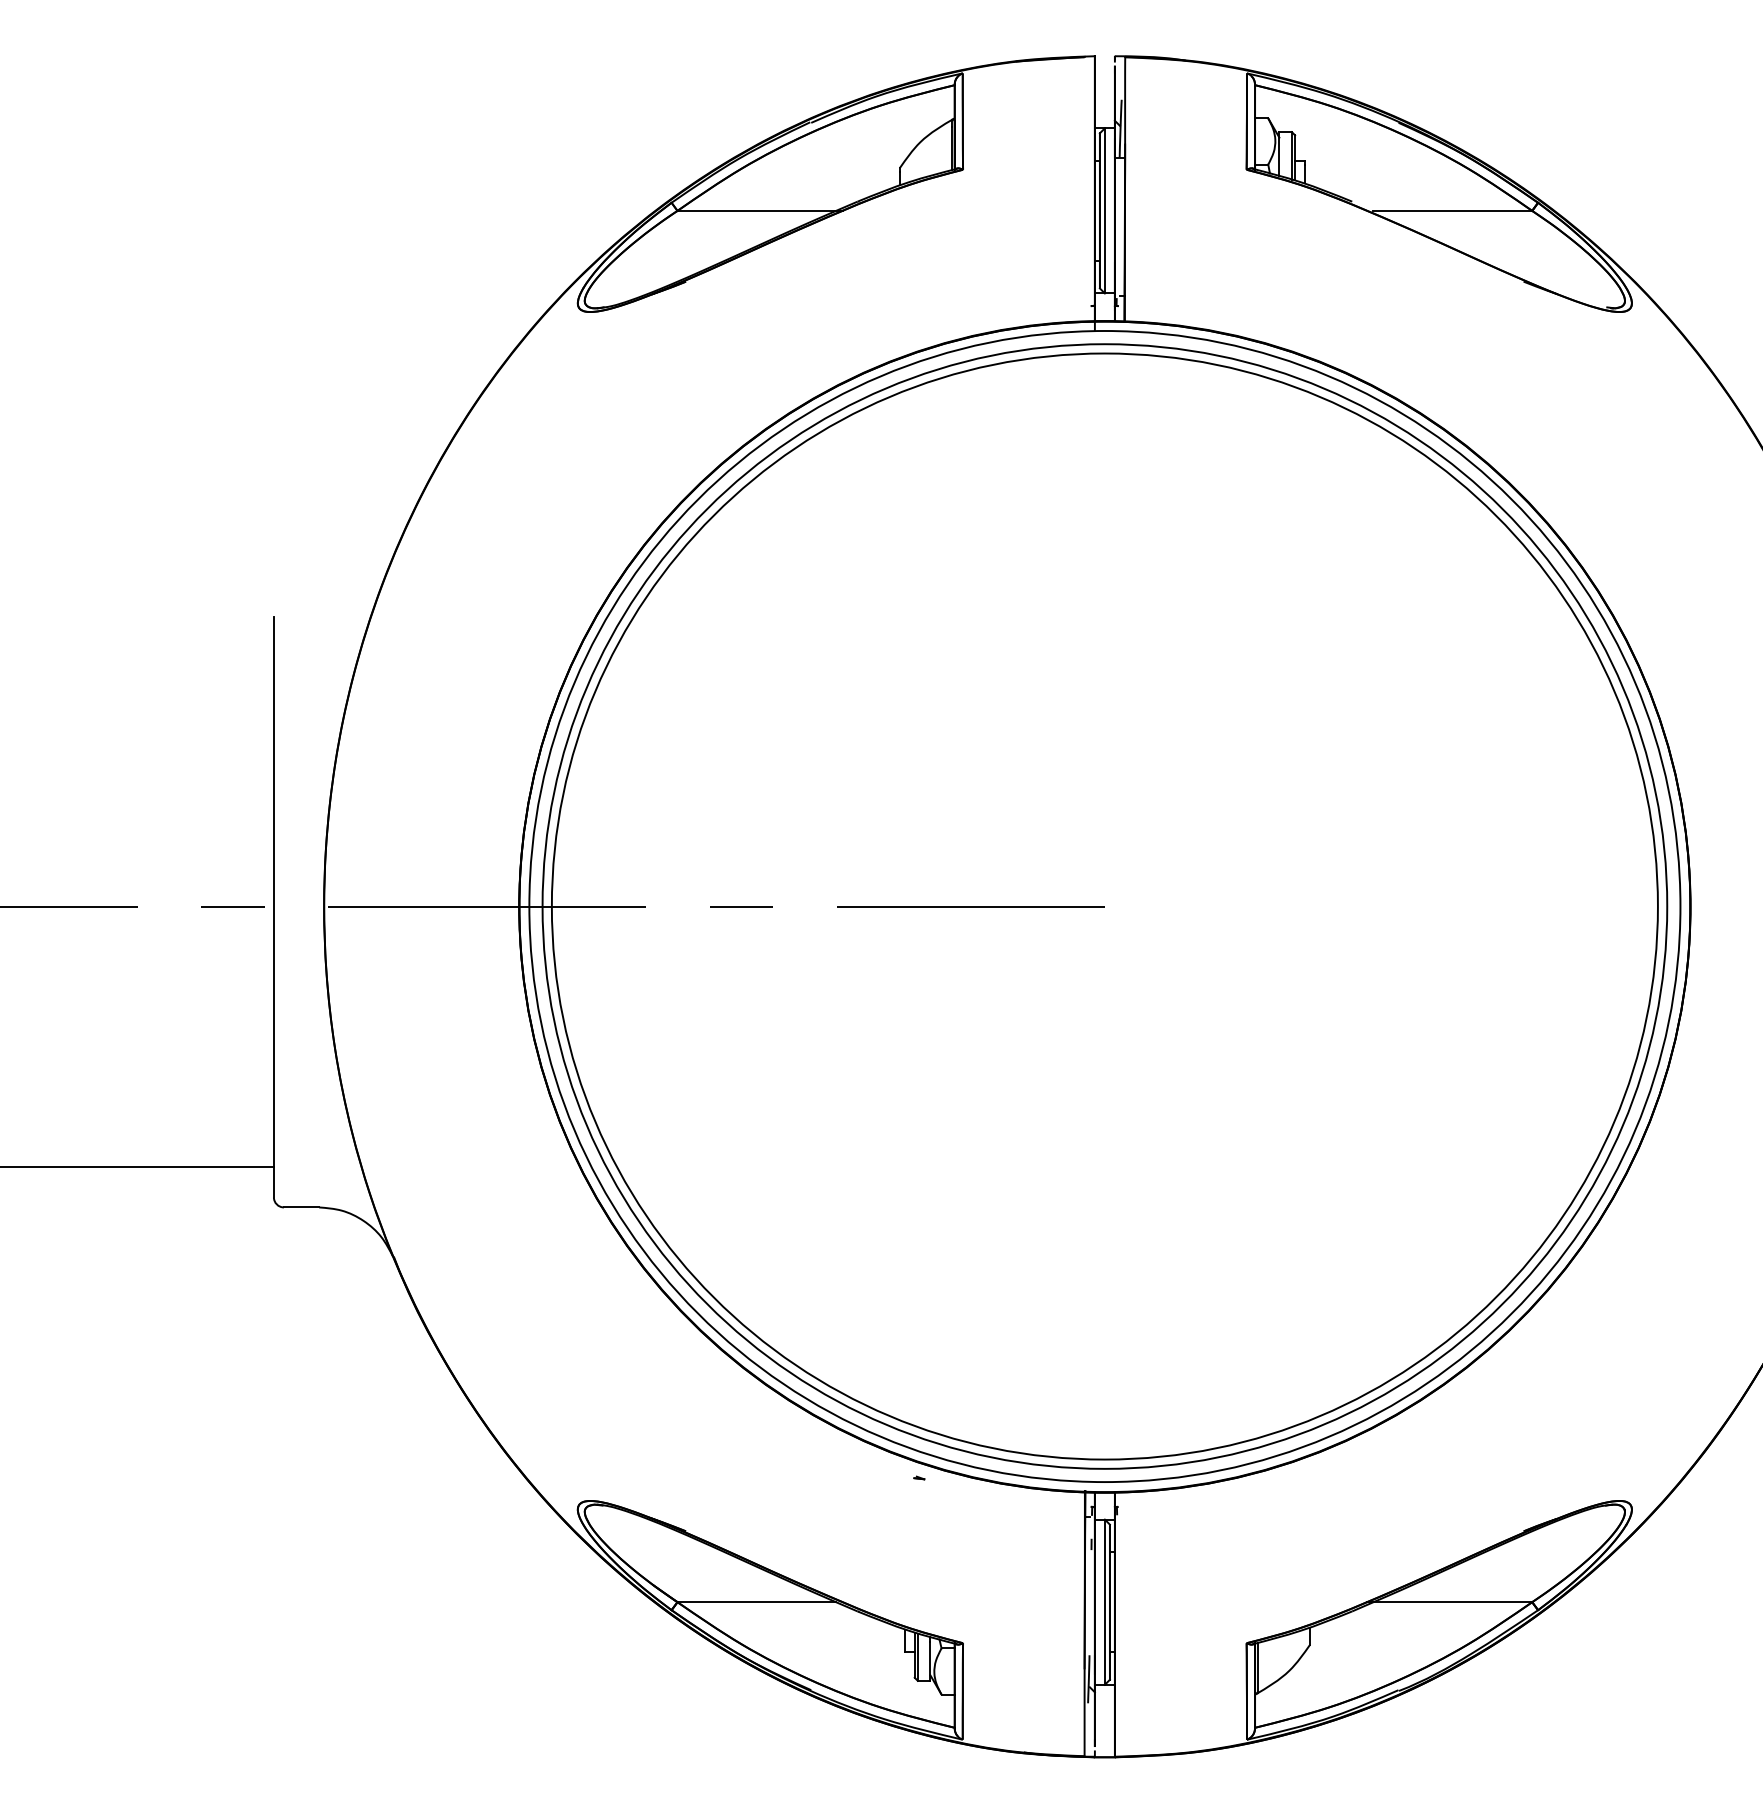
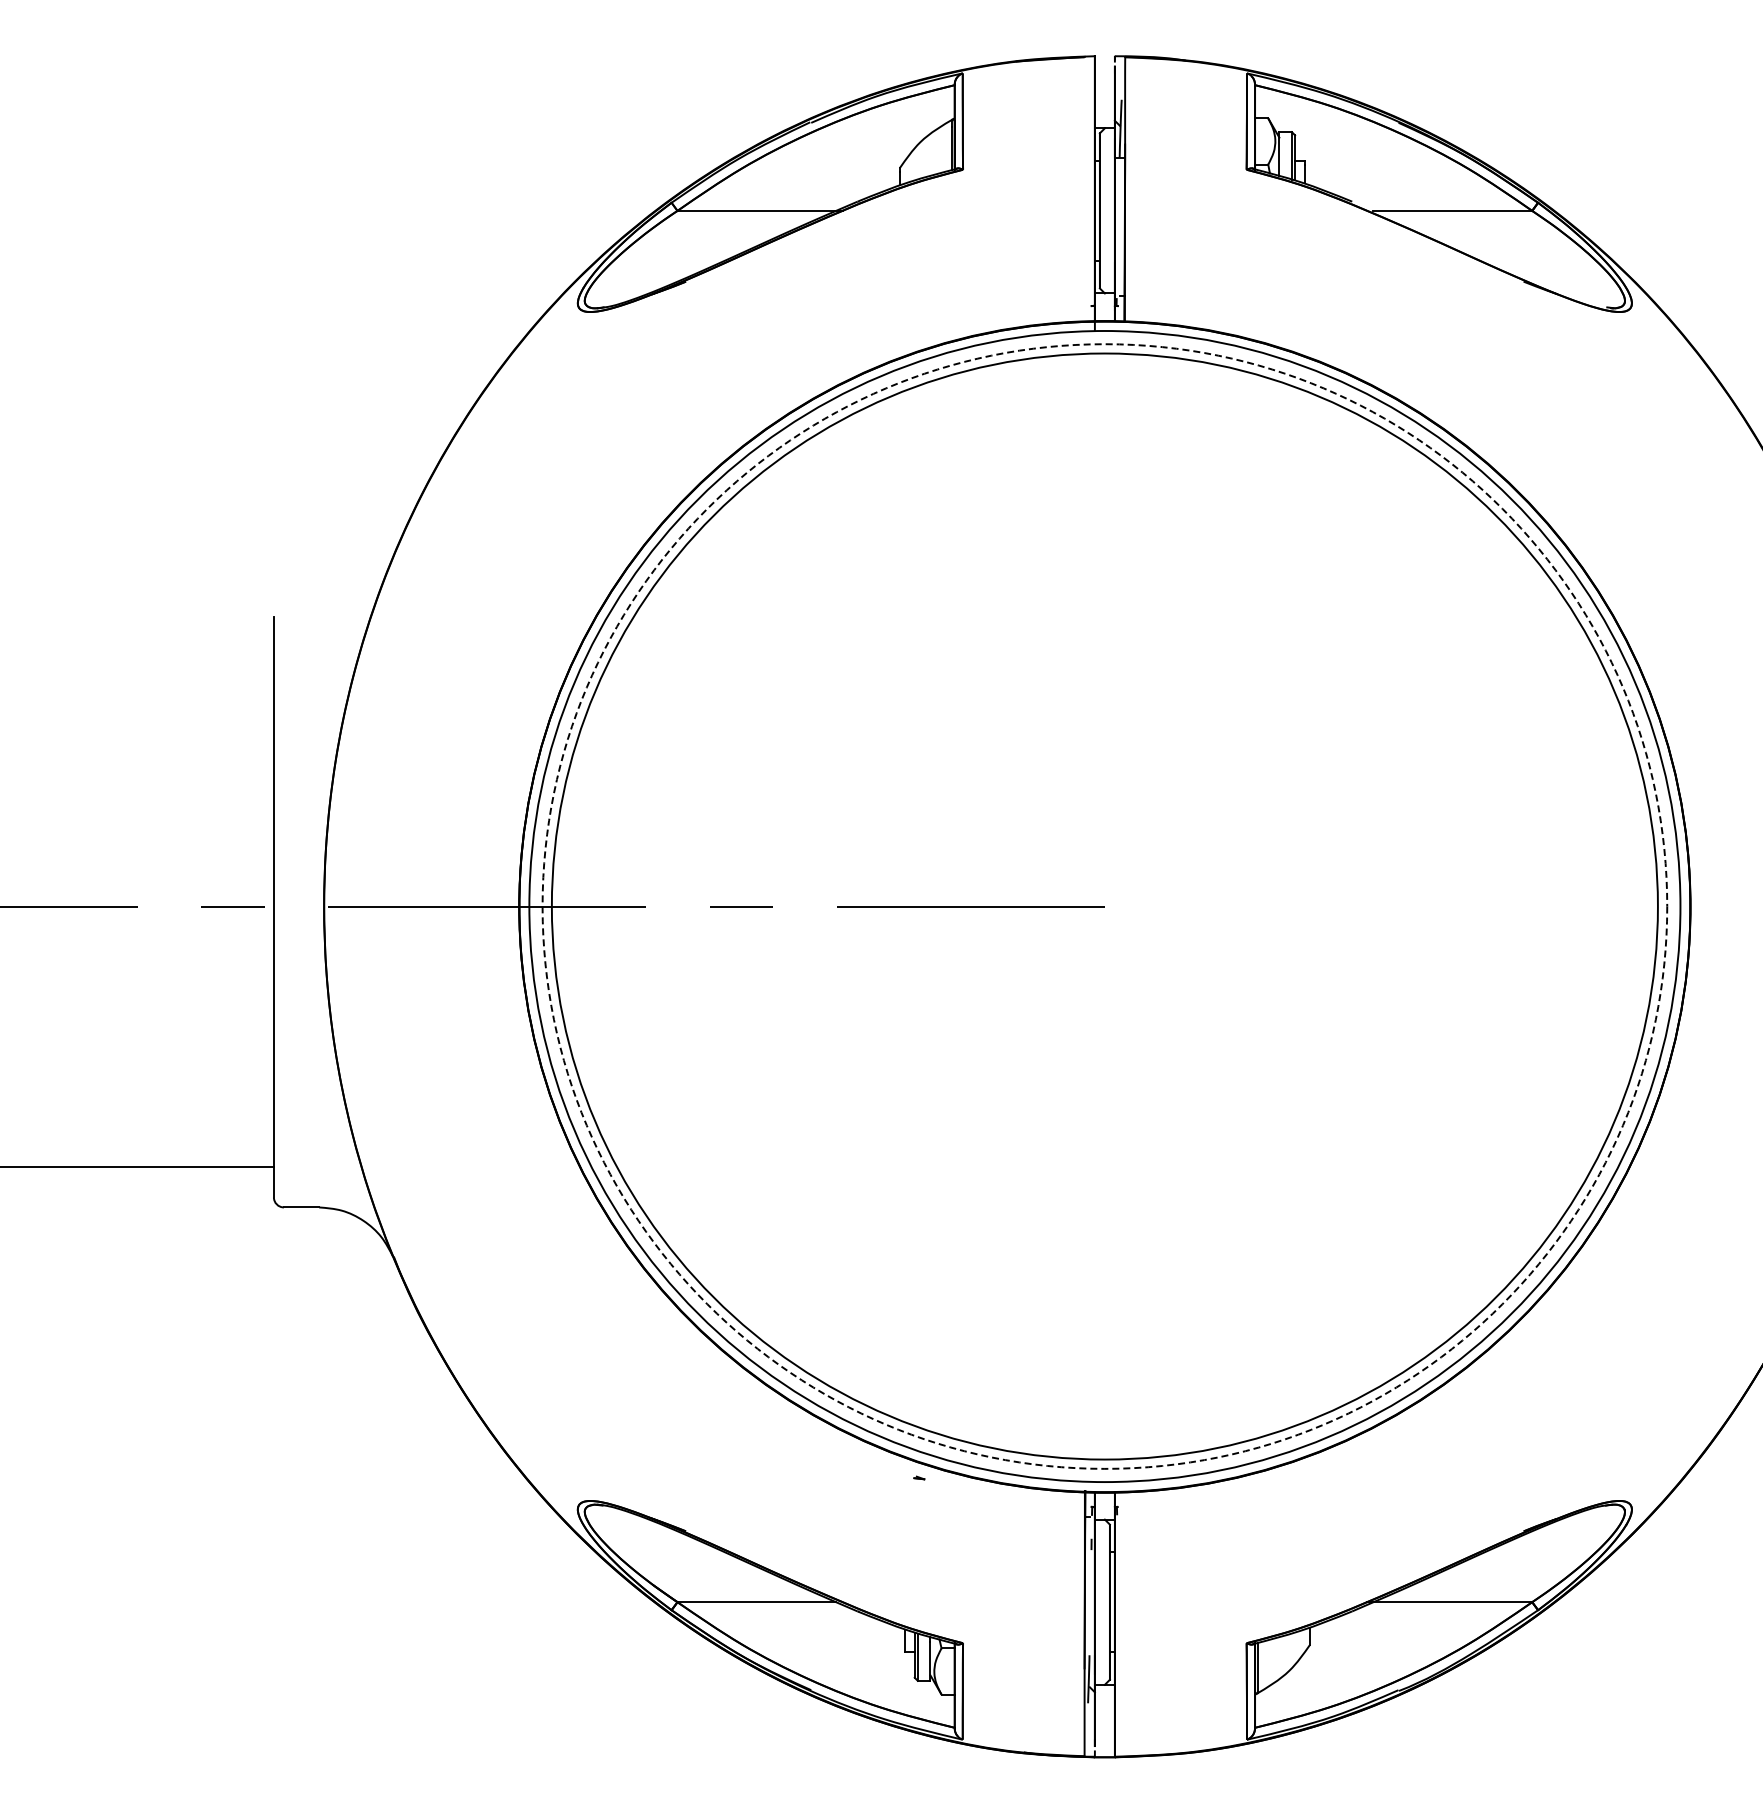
line: present -> none (1104, 210)
circle: solid -> dashed (1104, 906)
line: present -> none (1104, 1601)
